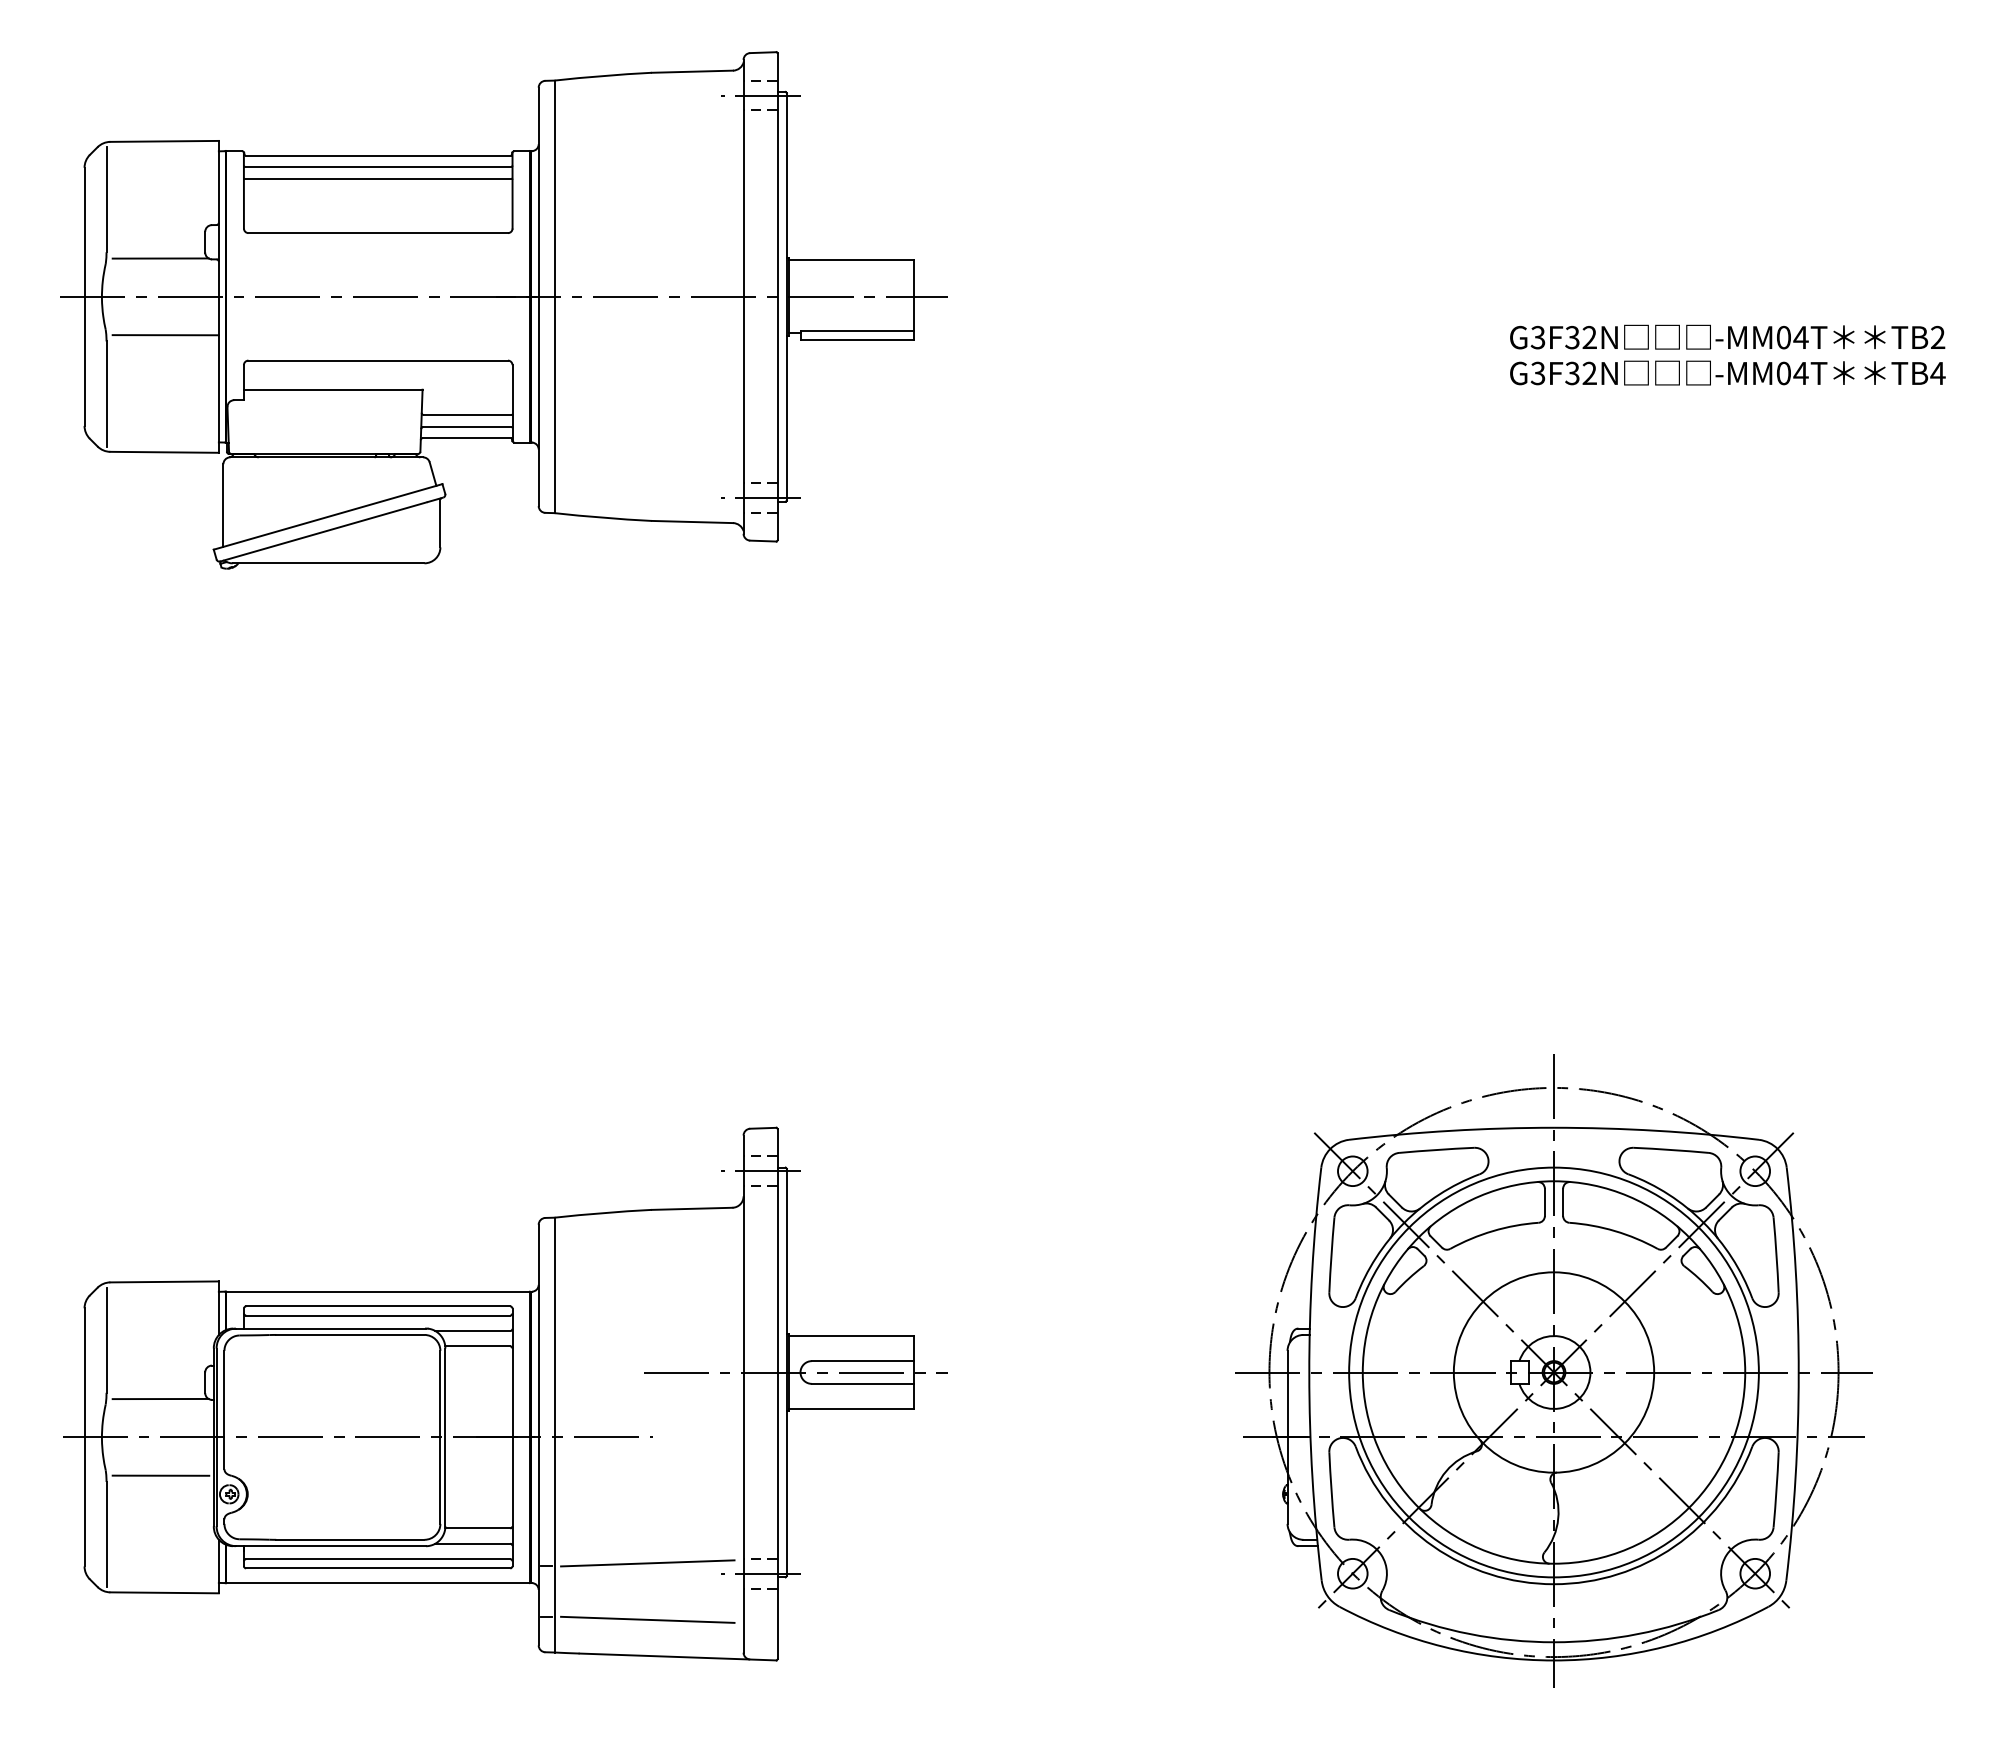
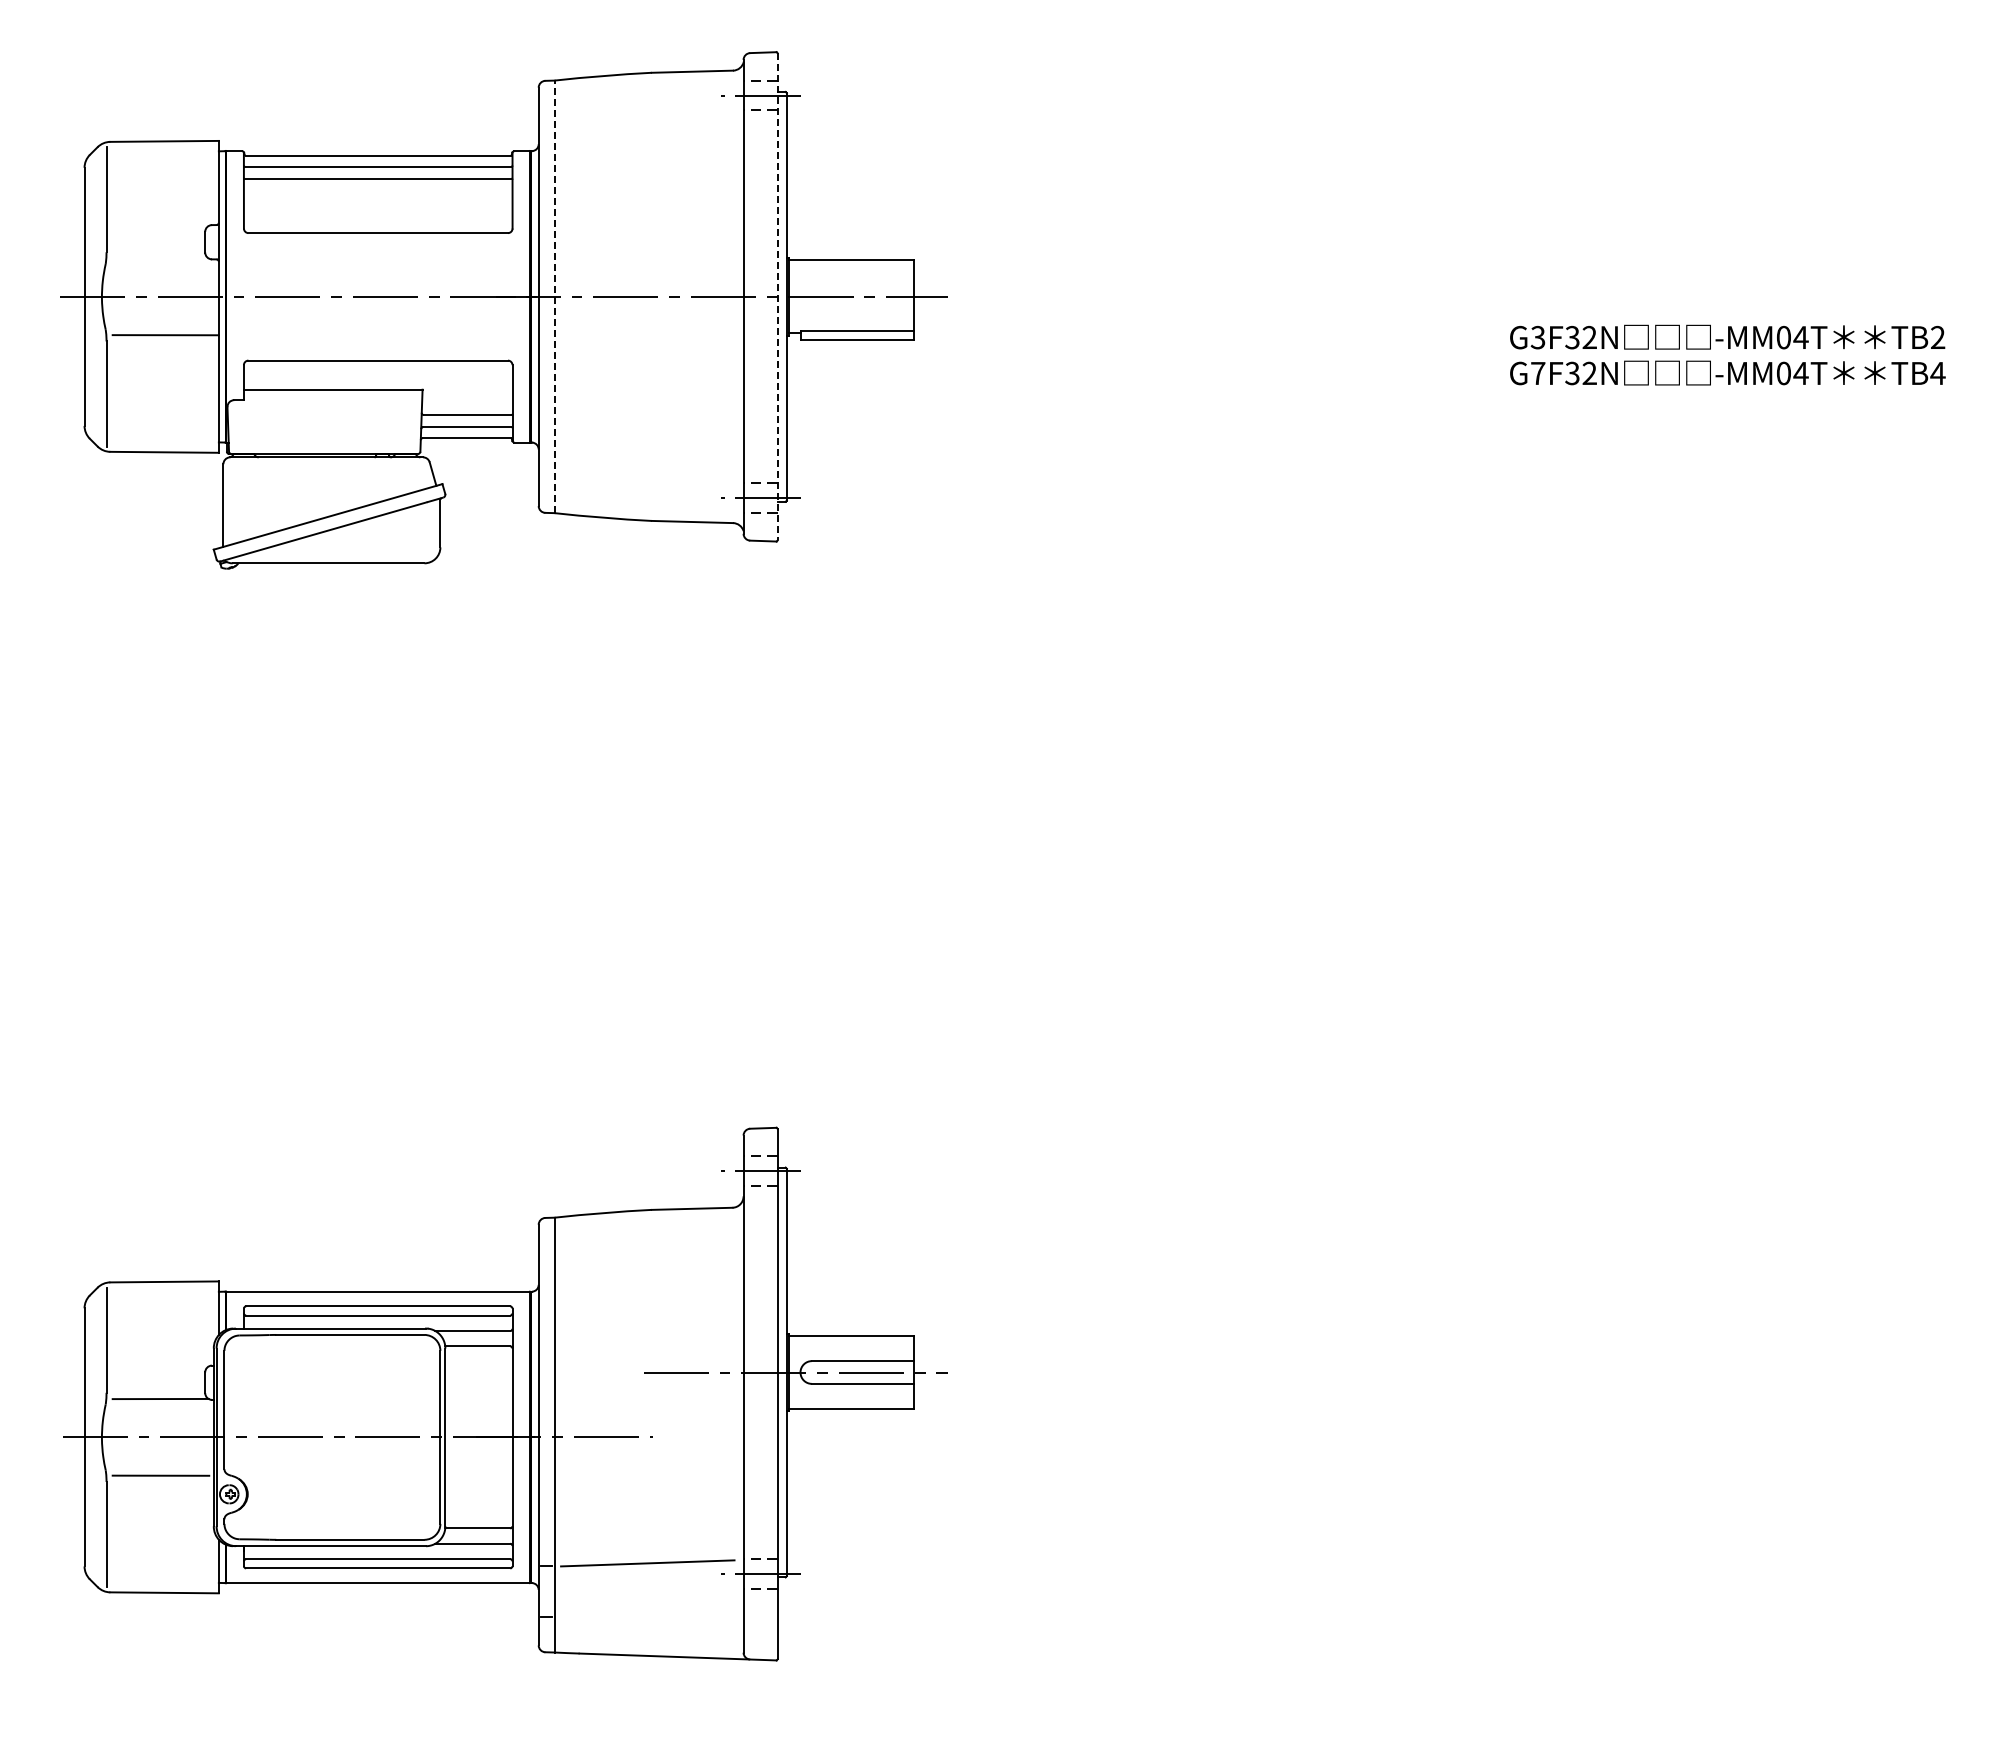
line: present -> none (160, 258)
line: solid -> dashed (554, 296)
line: solid -> dashed (777, 296)
text: G3F32N -> G7F32N (1537, 373)
part: present -> none (1553, 1370)
line: present -> none (647, 1619)
